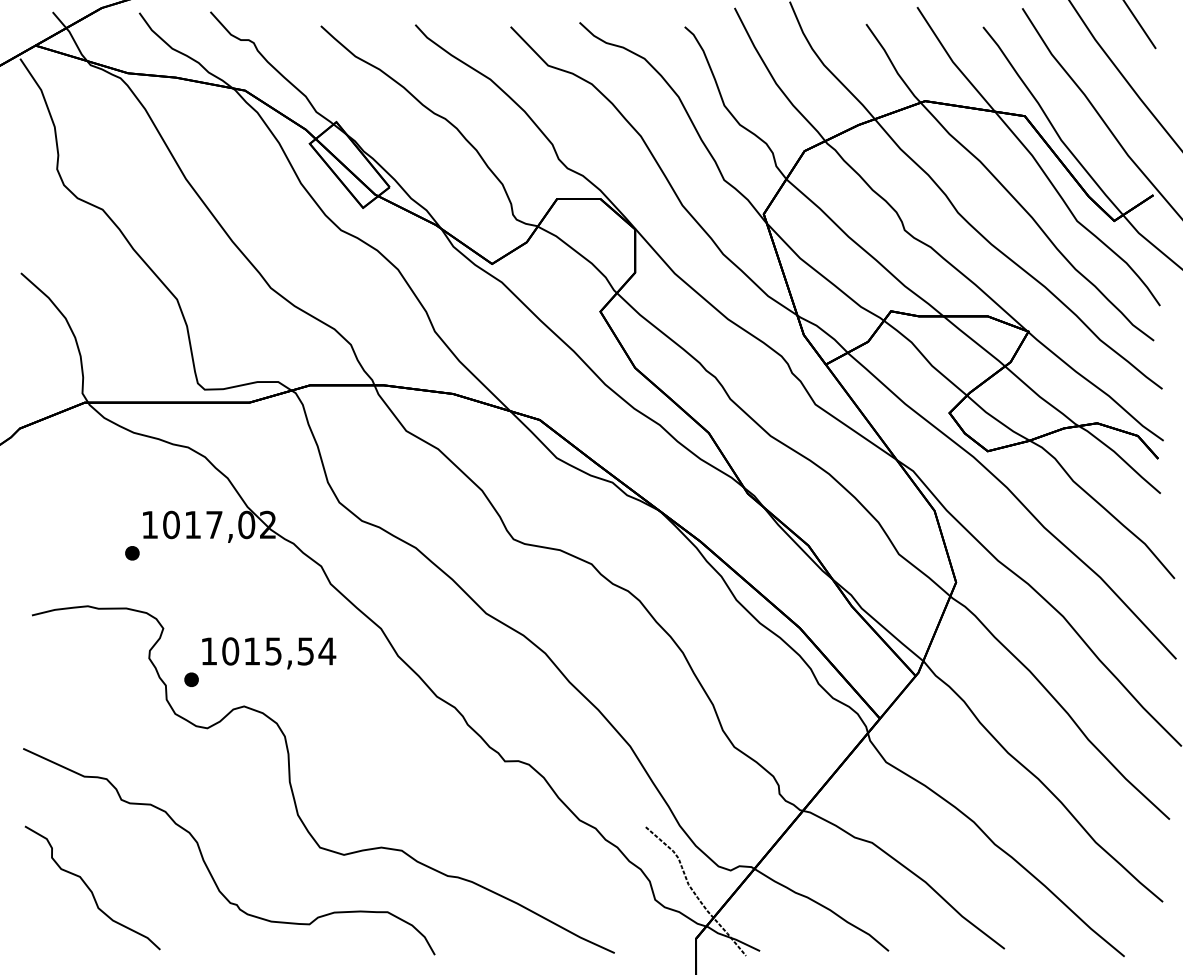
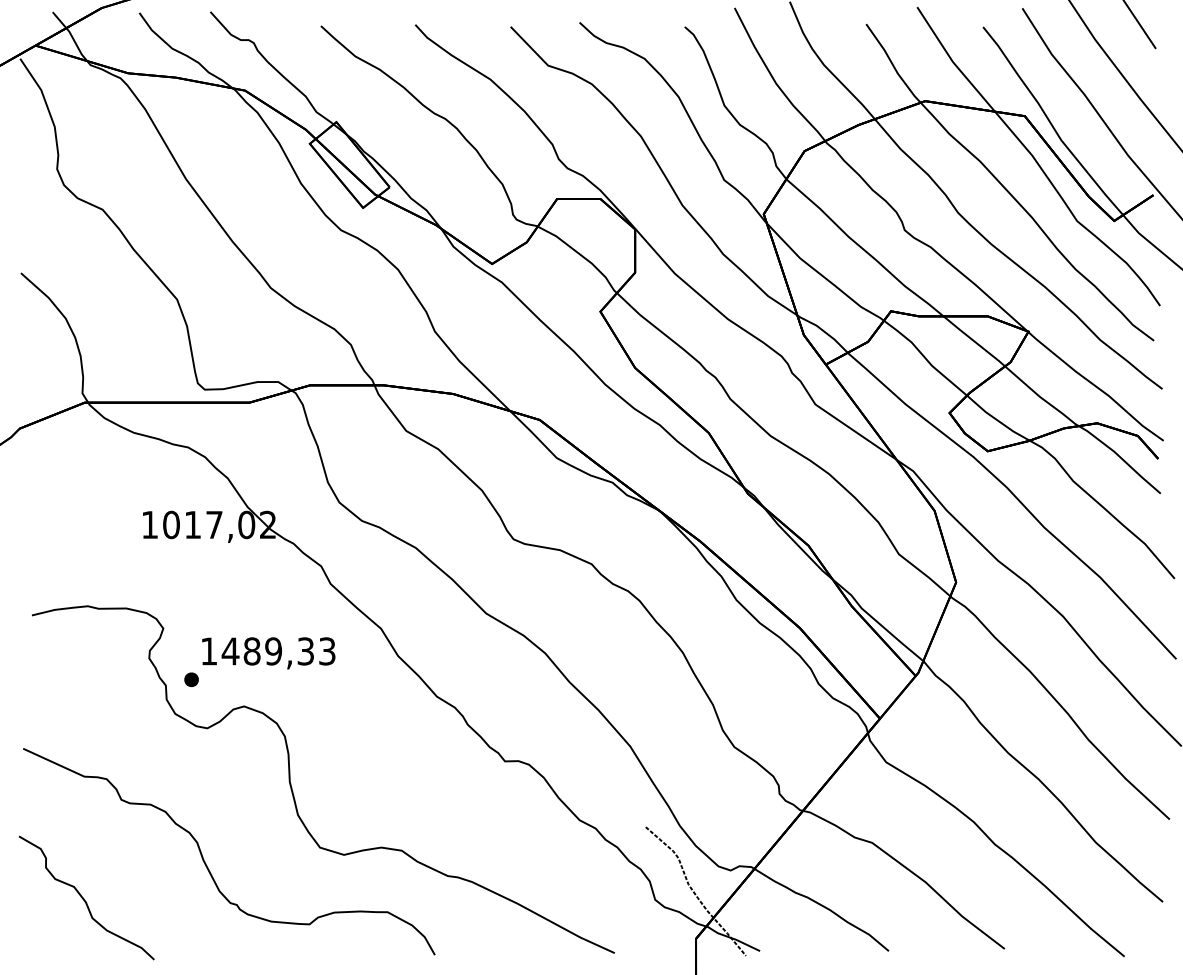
part: present -> none (132, 553)
text: 1015,54 -> 1489,33 (278, 651)
curve position: (90, 888) -> (84, 898) (84, 898)
